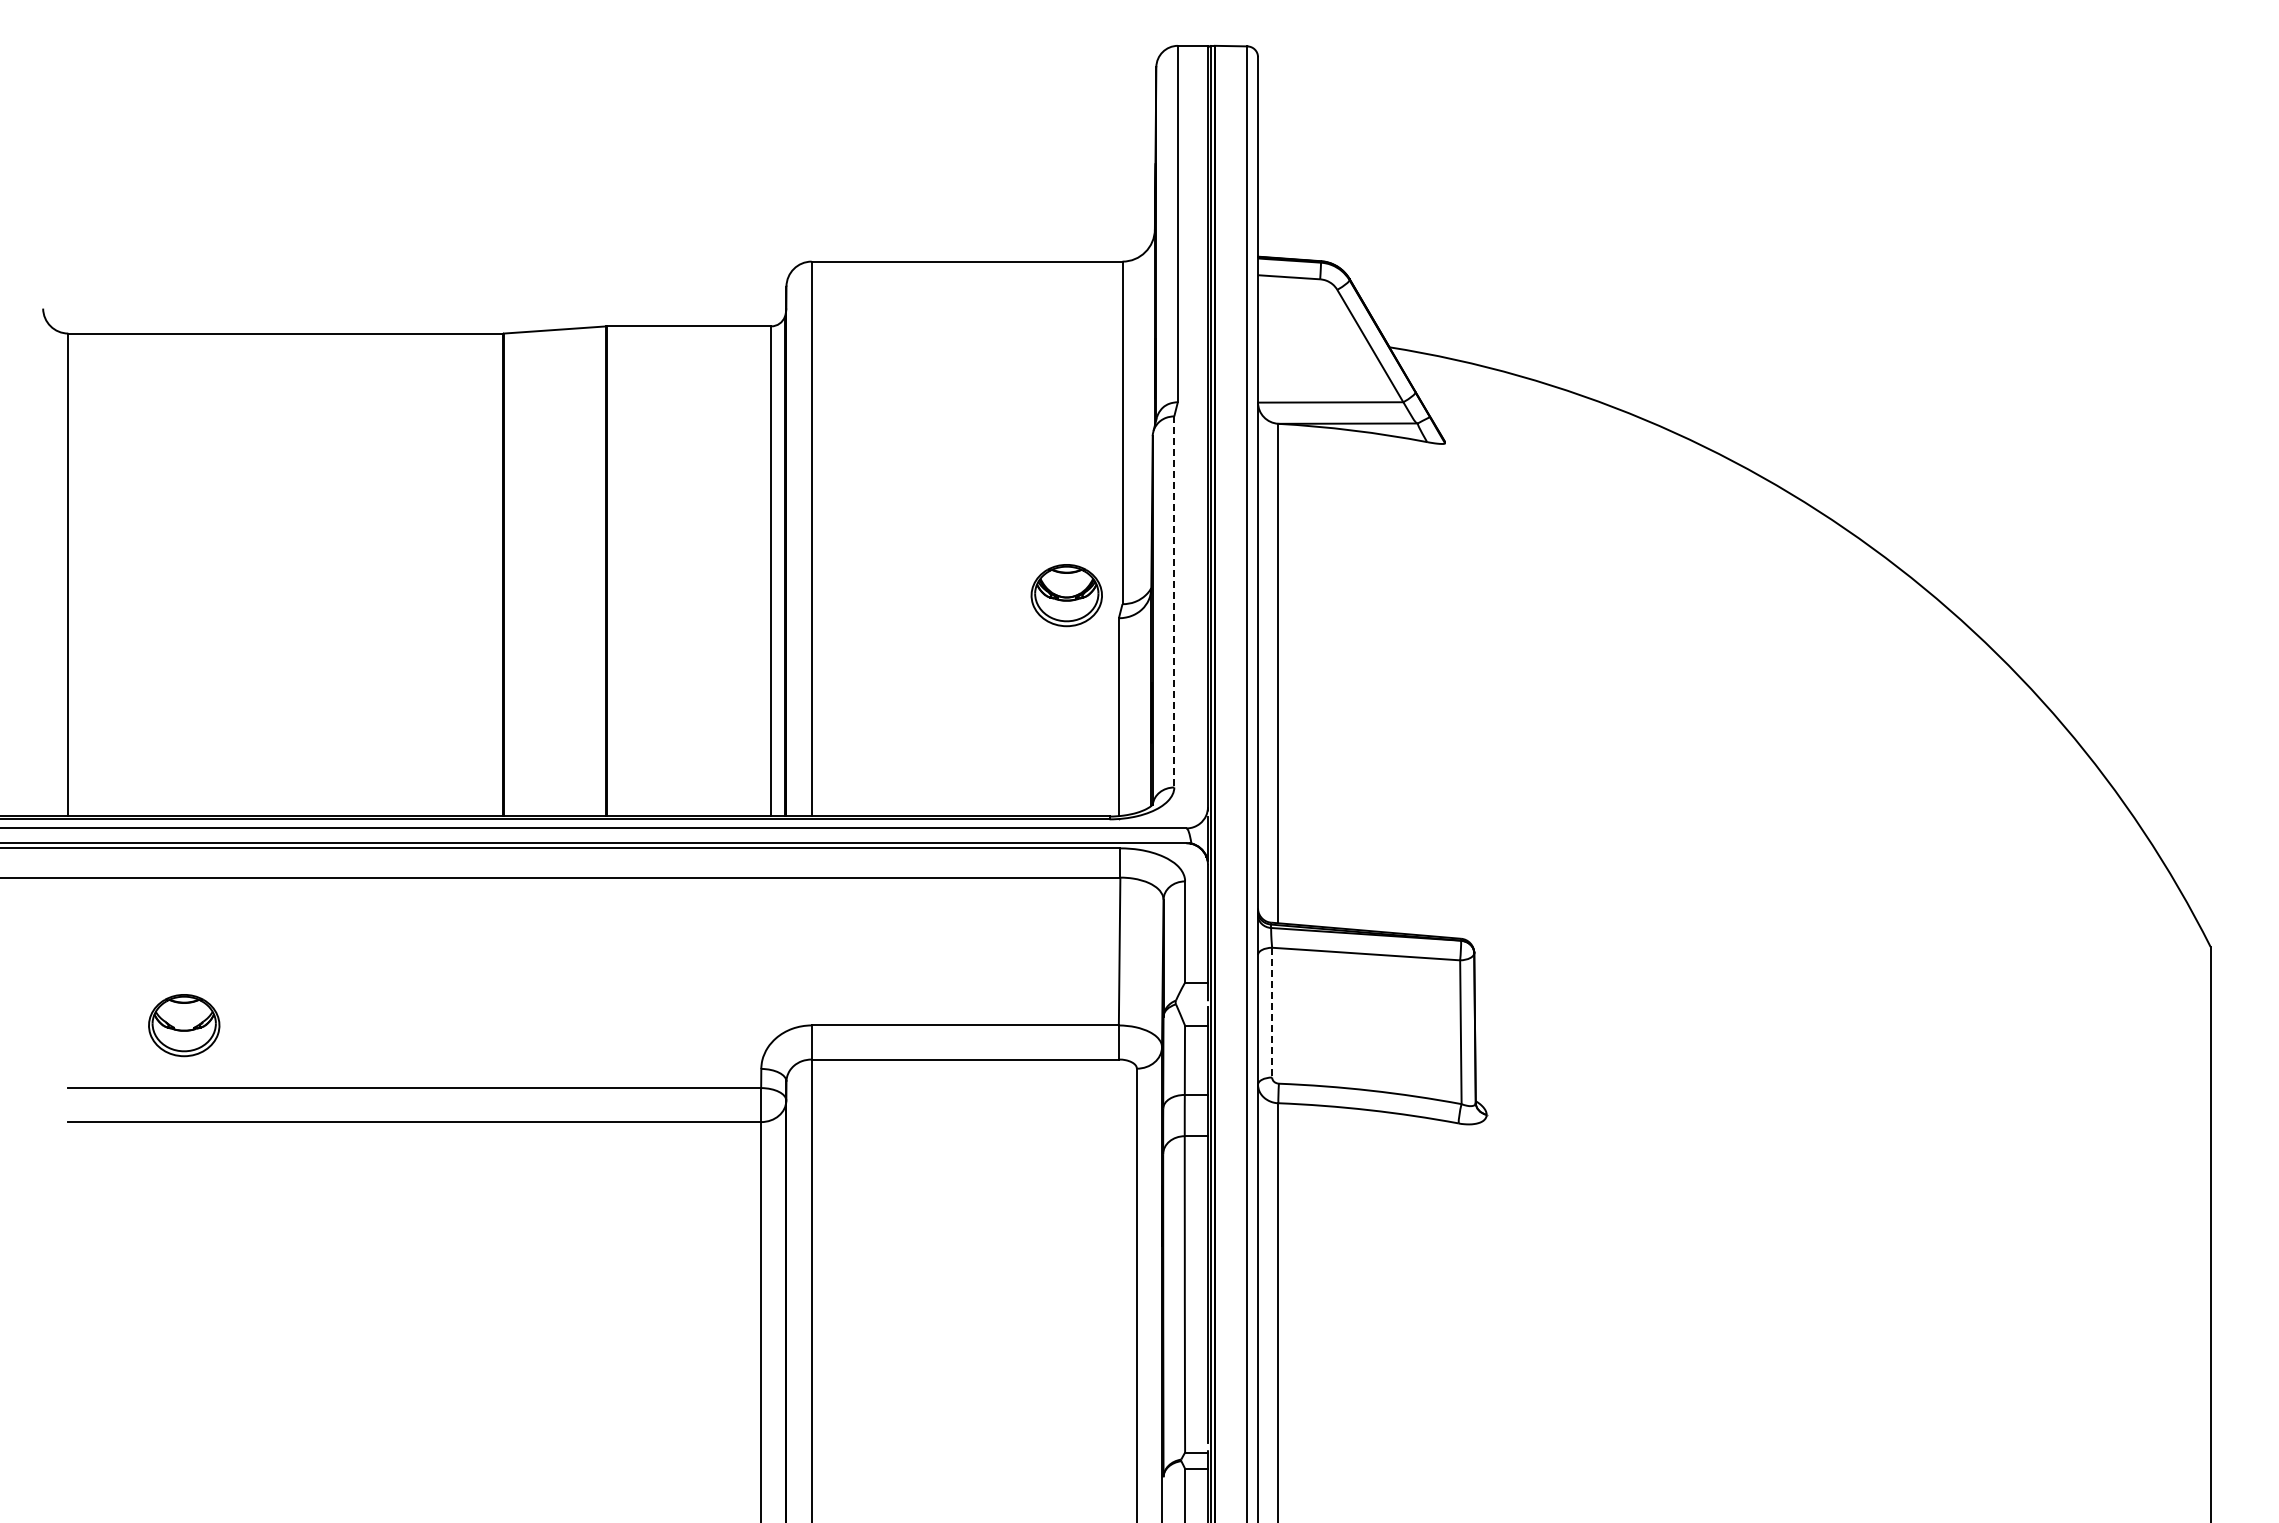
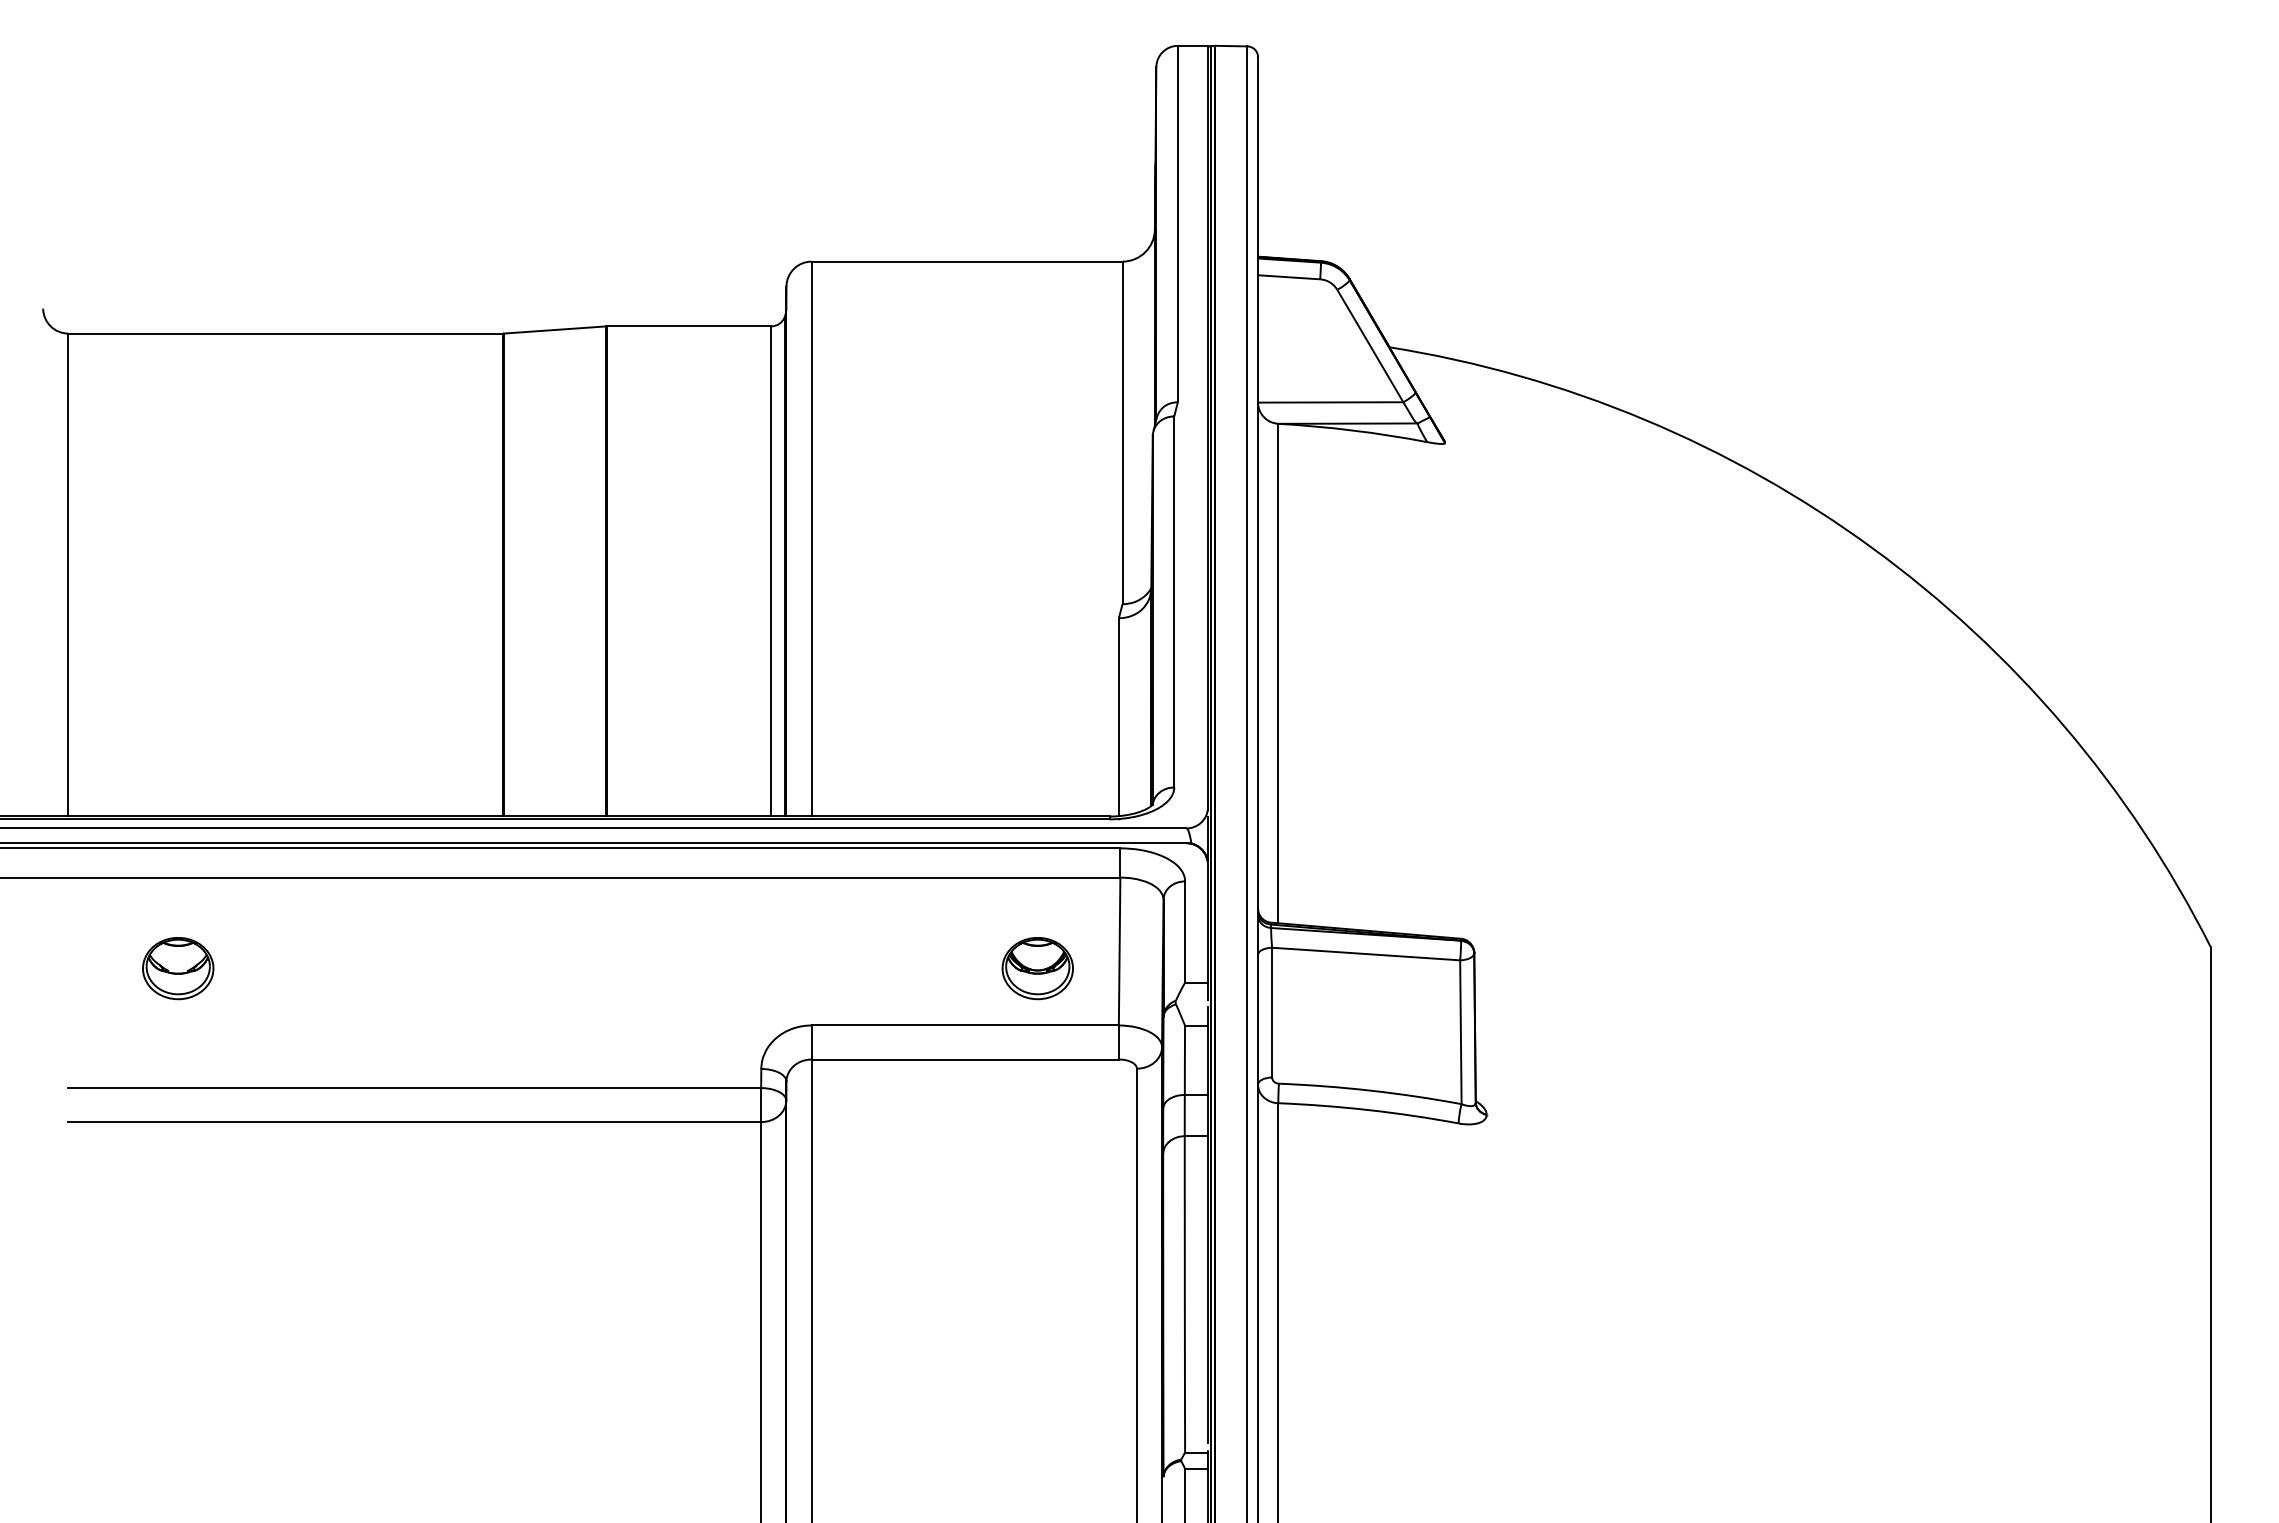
part position: (1066, 595) -> (1037, 968) (1037, 968)
line: dashed -> solid (1174, 601)
line: dashed -> solid (1272, 1012)
part position: (184, 1025) -> (178, 968) (178, 968)
